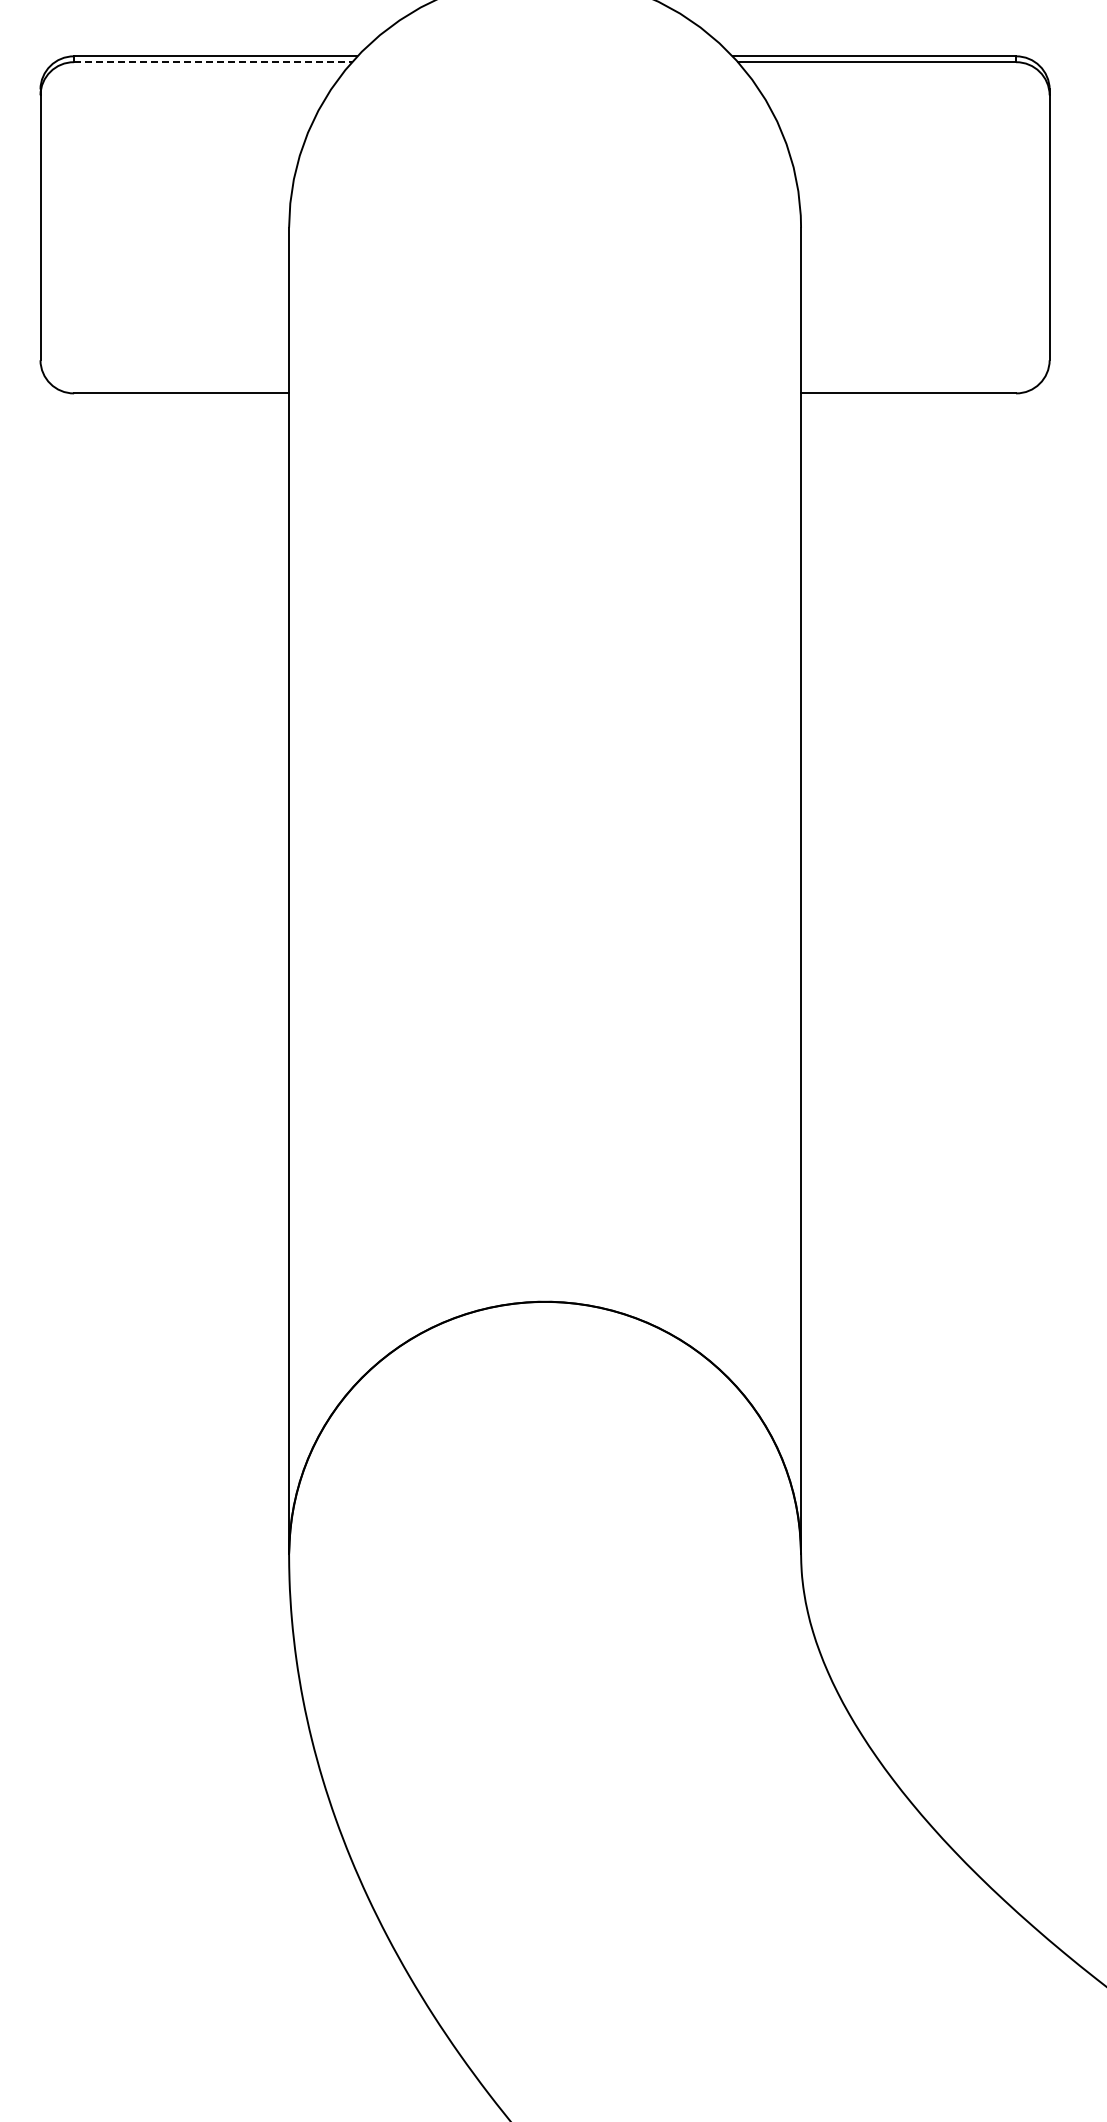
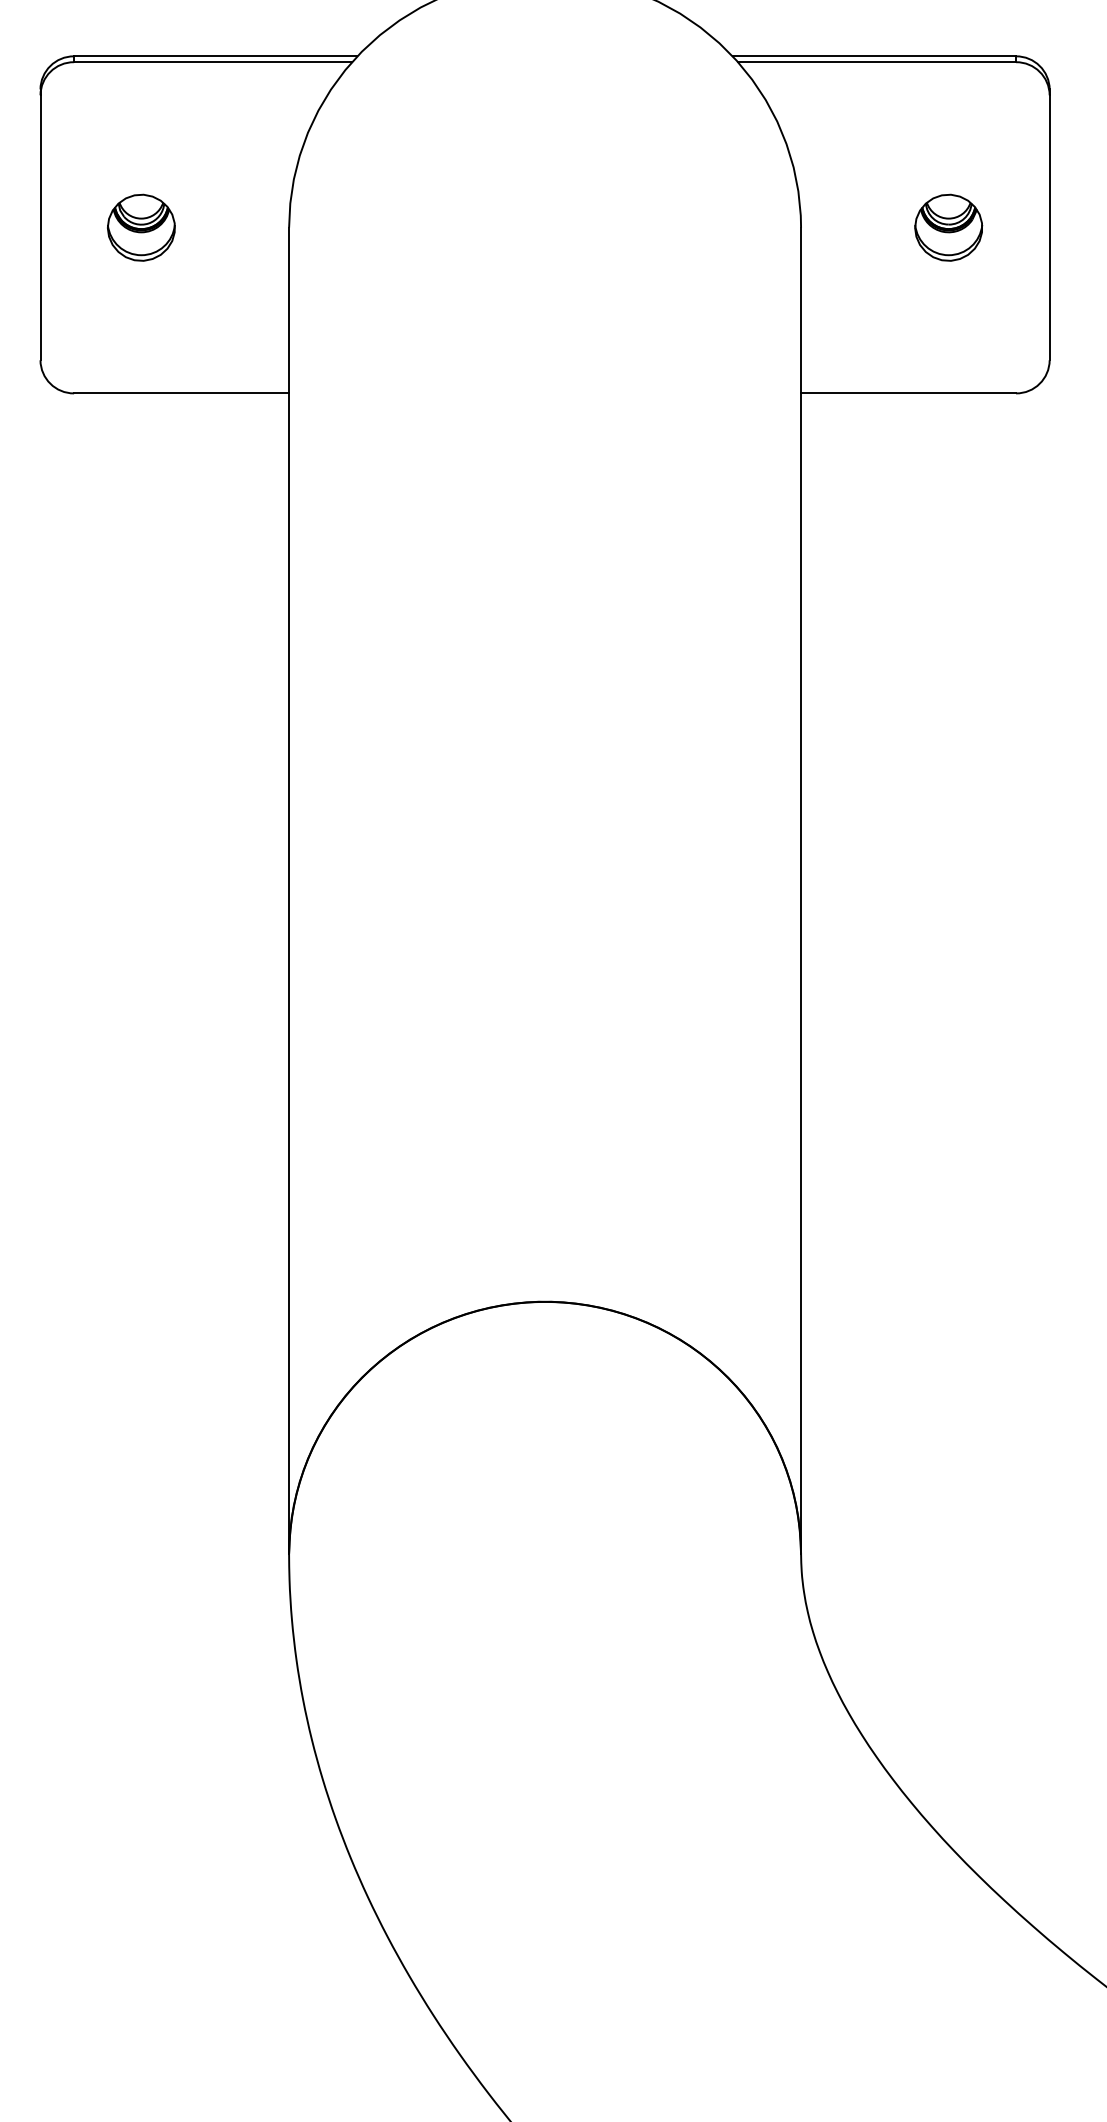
line: dashed -> solid (213, 62)
part: none -> present (141, 227)
part: none -> present (948, 227)
